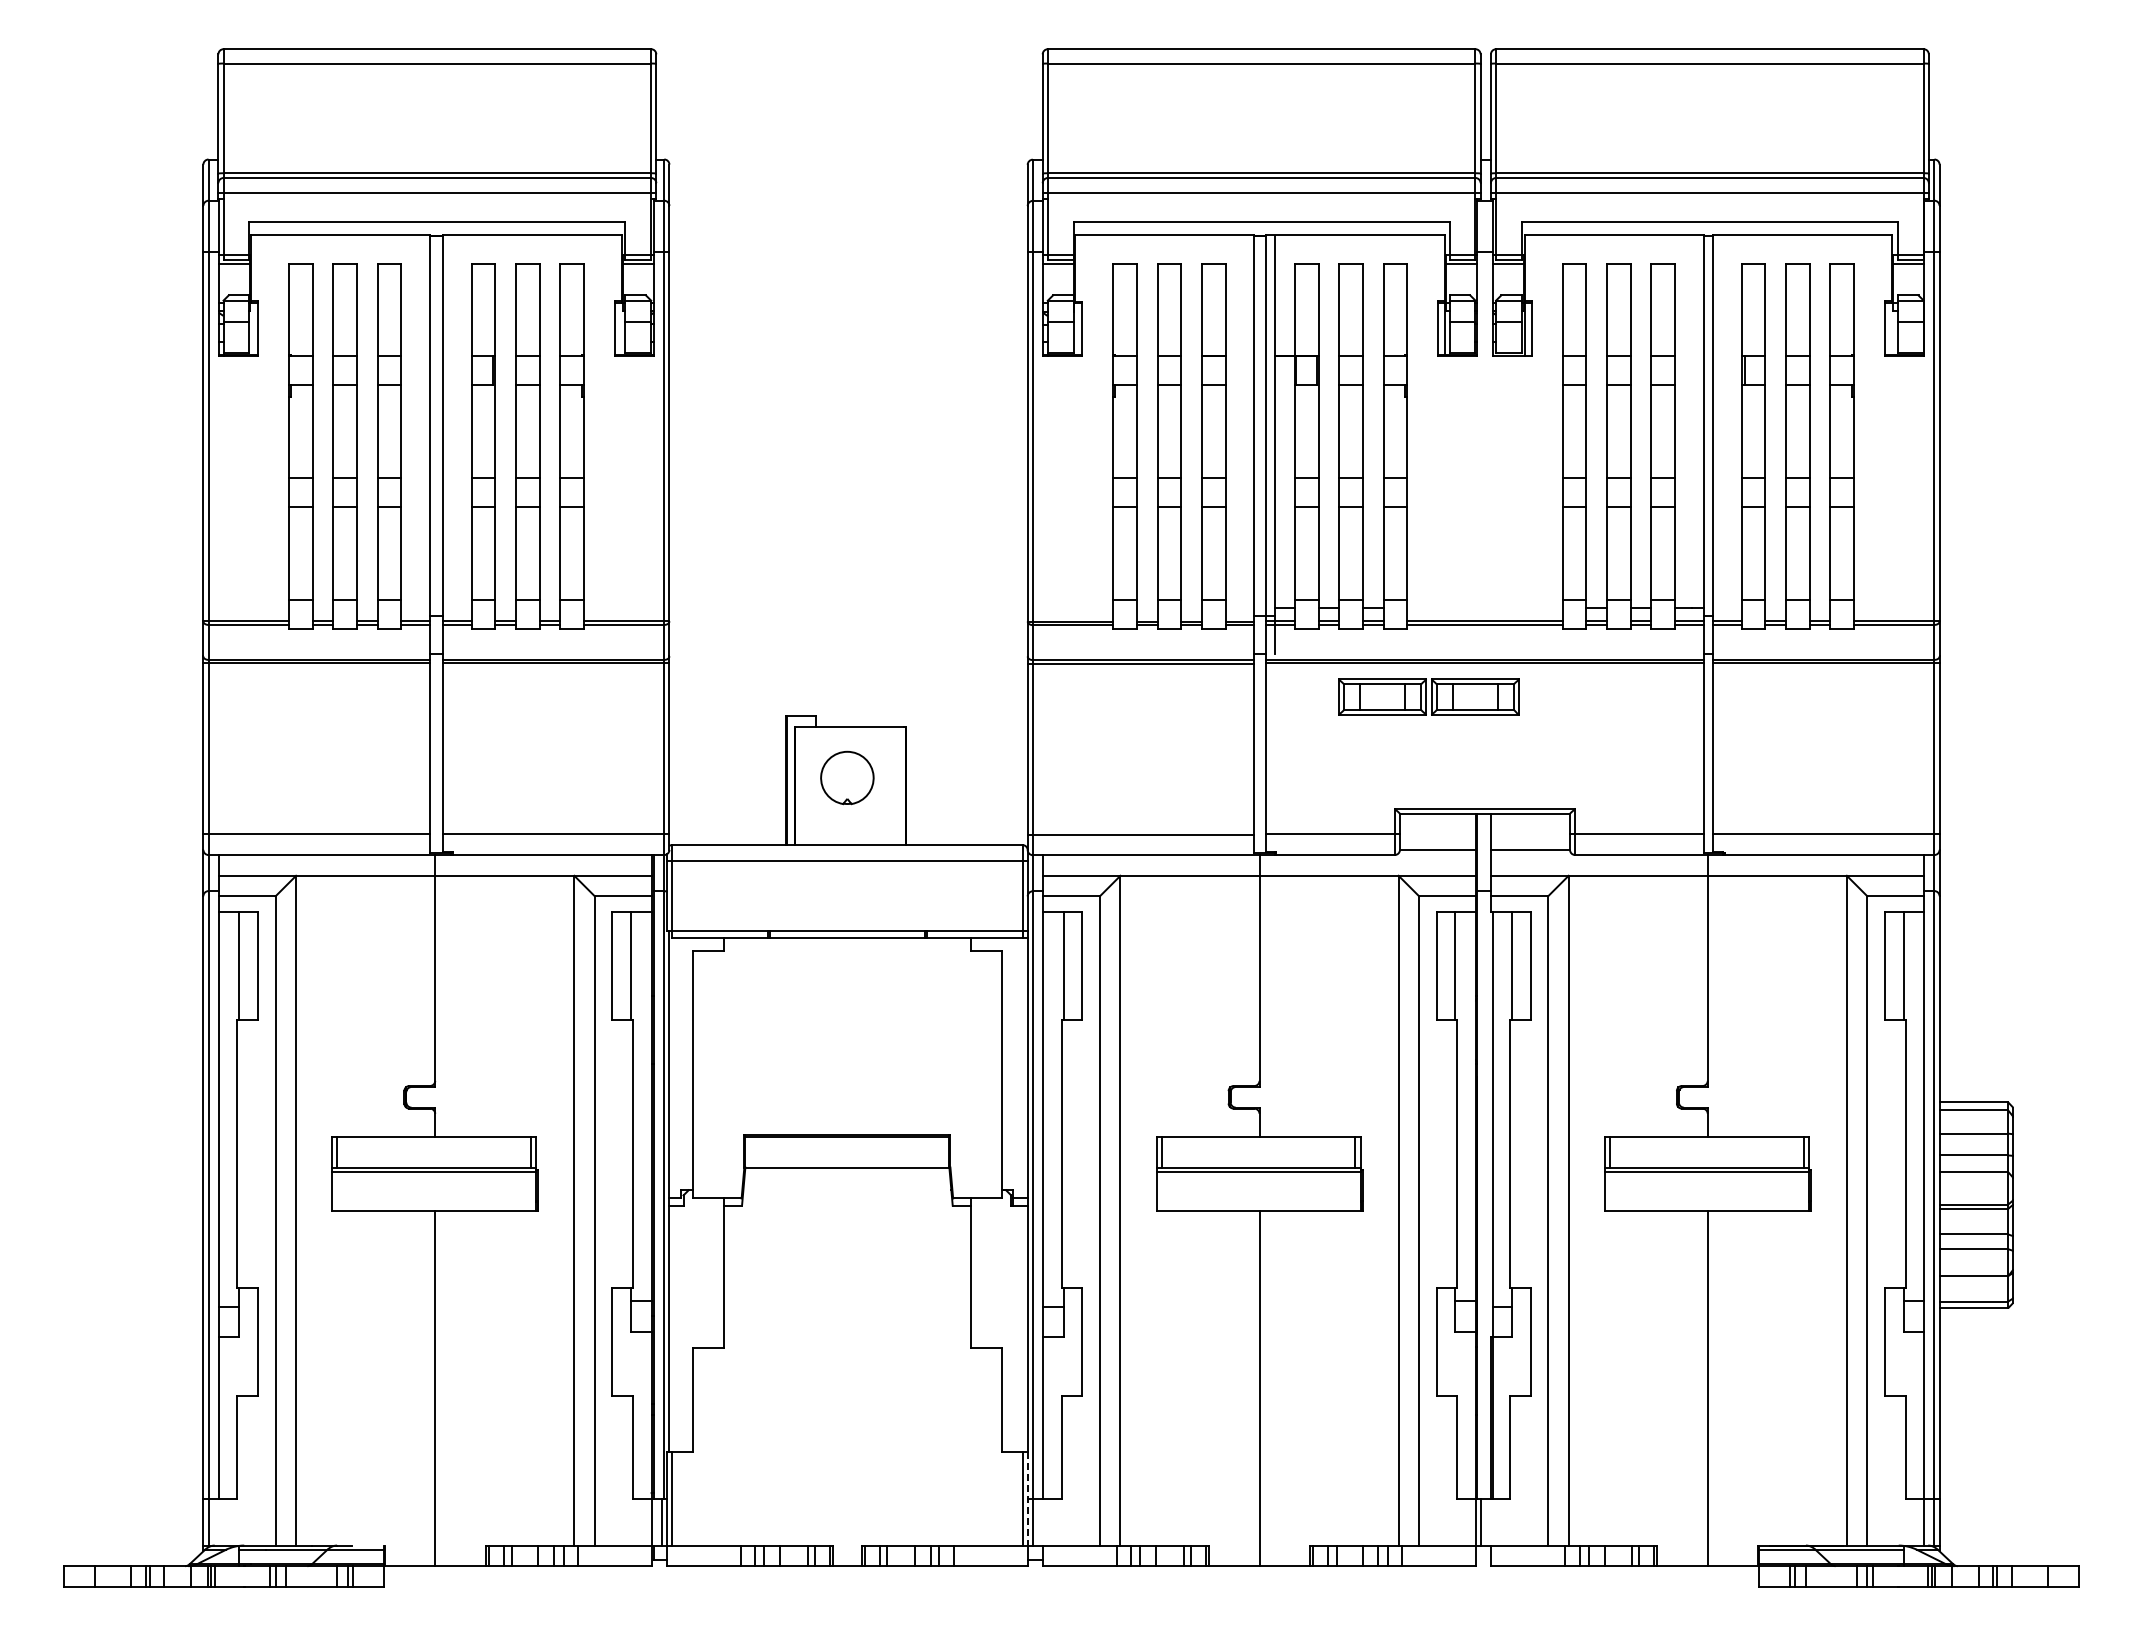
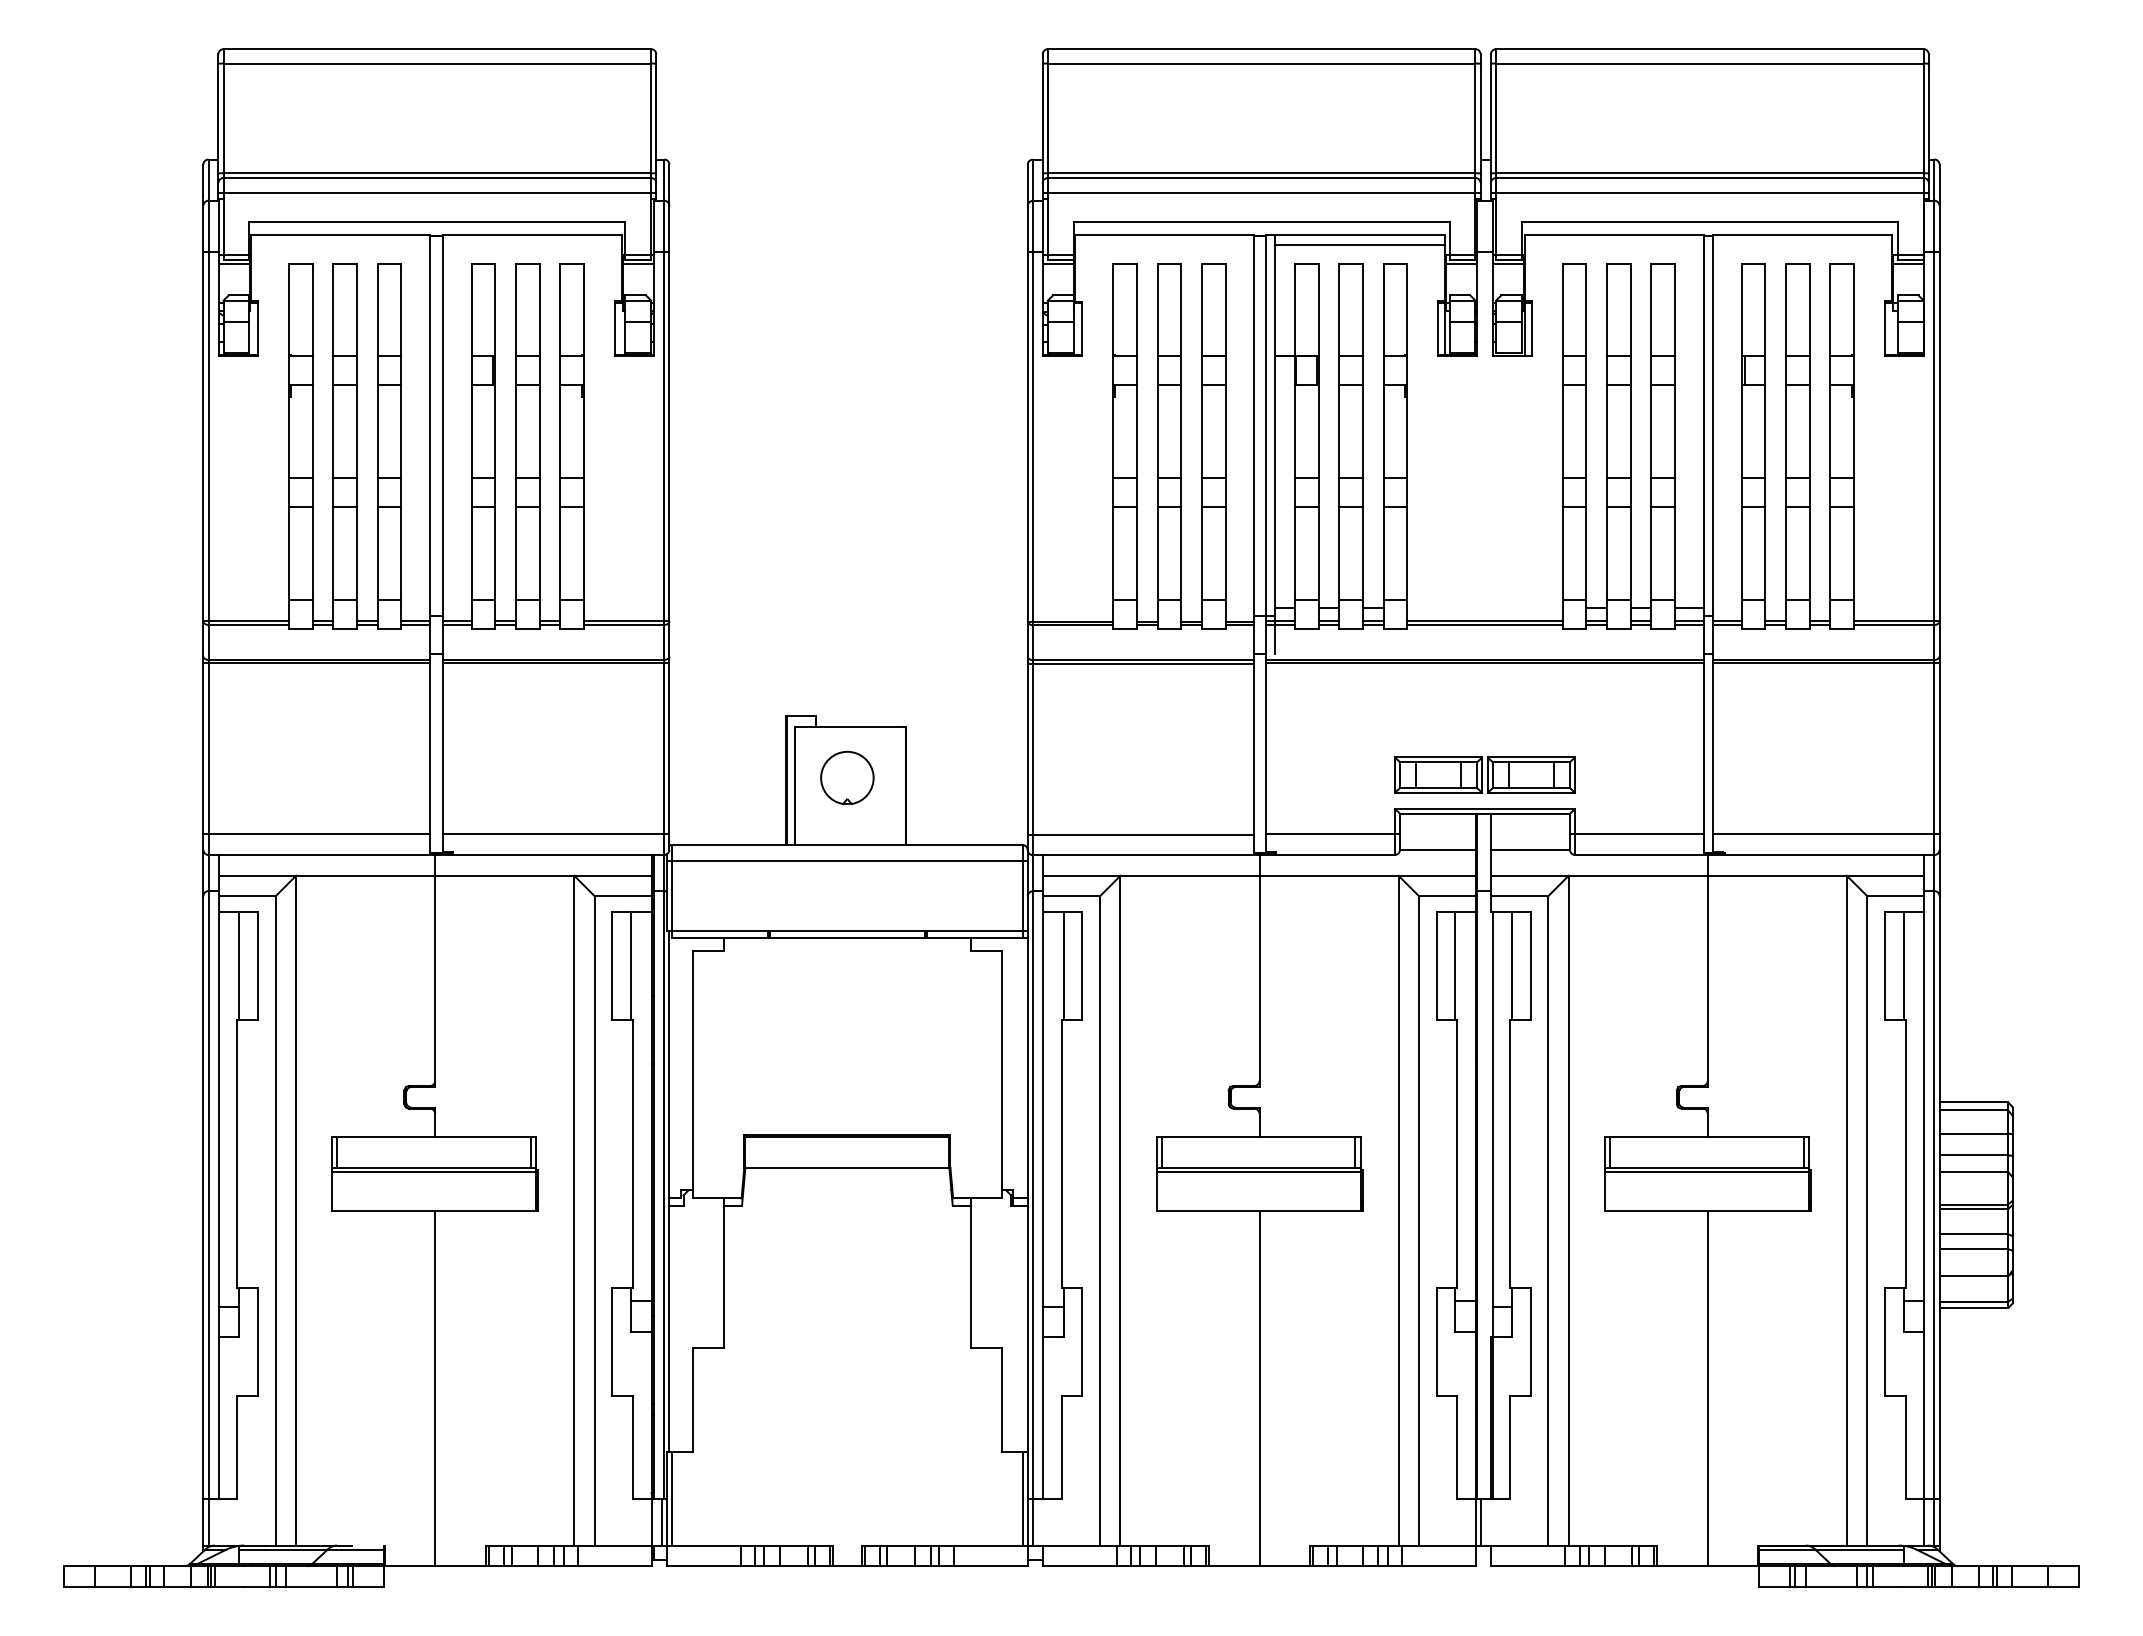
line: none -> present (1360, 245)
part position: (1428, 696) -> (1484, 774) (1484, 774)
line: dashed -> solid (1027, 1499)
